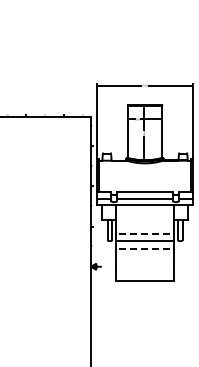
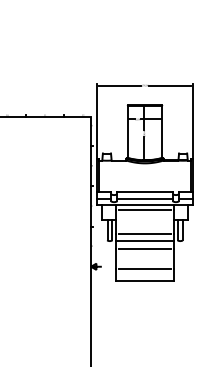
line: none -> present (144, 210)
line: dashed -> solid (145, 233)
line: dashed -> solid (145, 249)
line: none -> present (144, 268)
